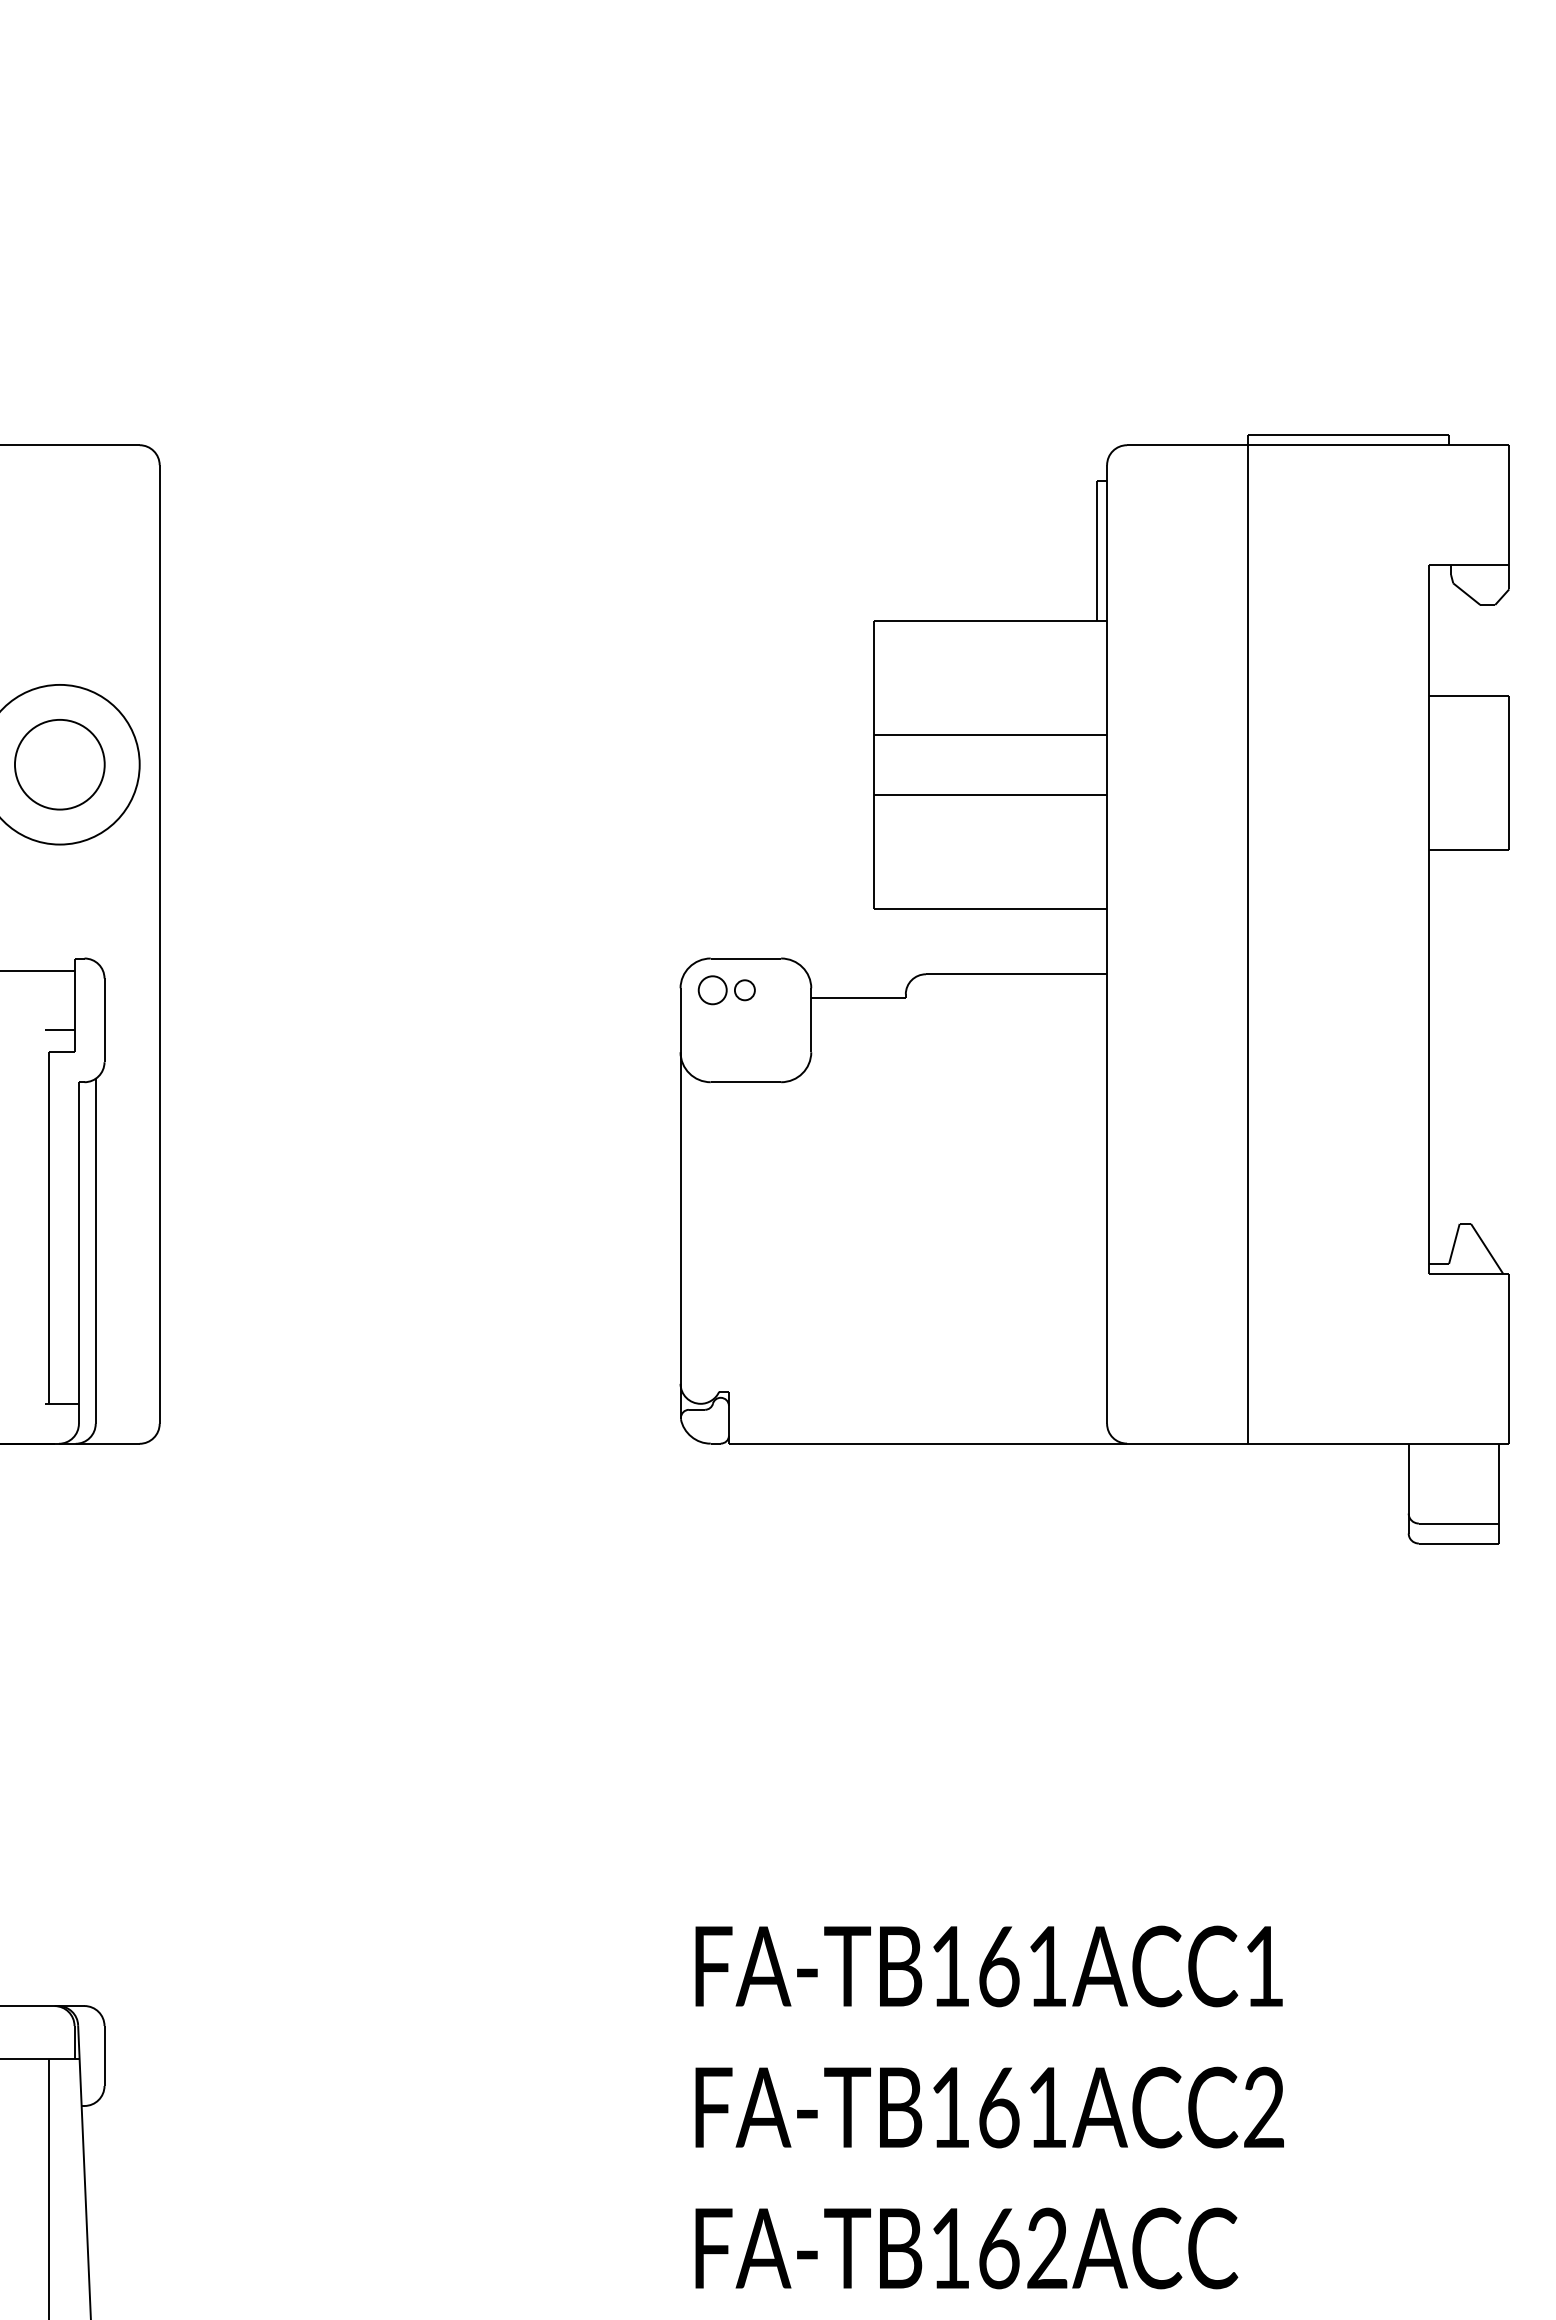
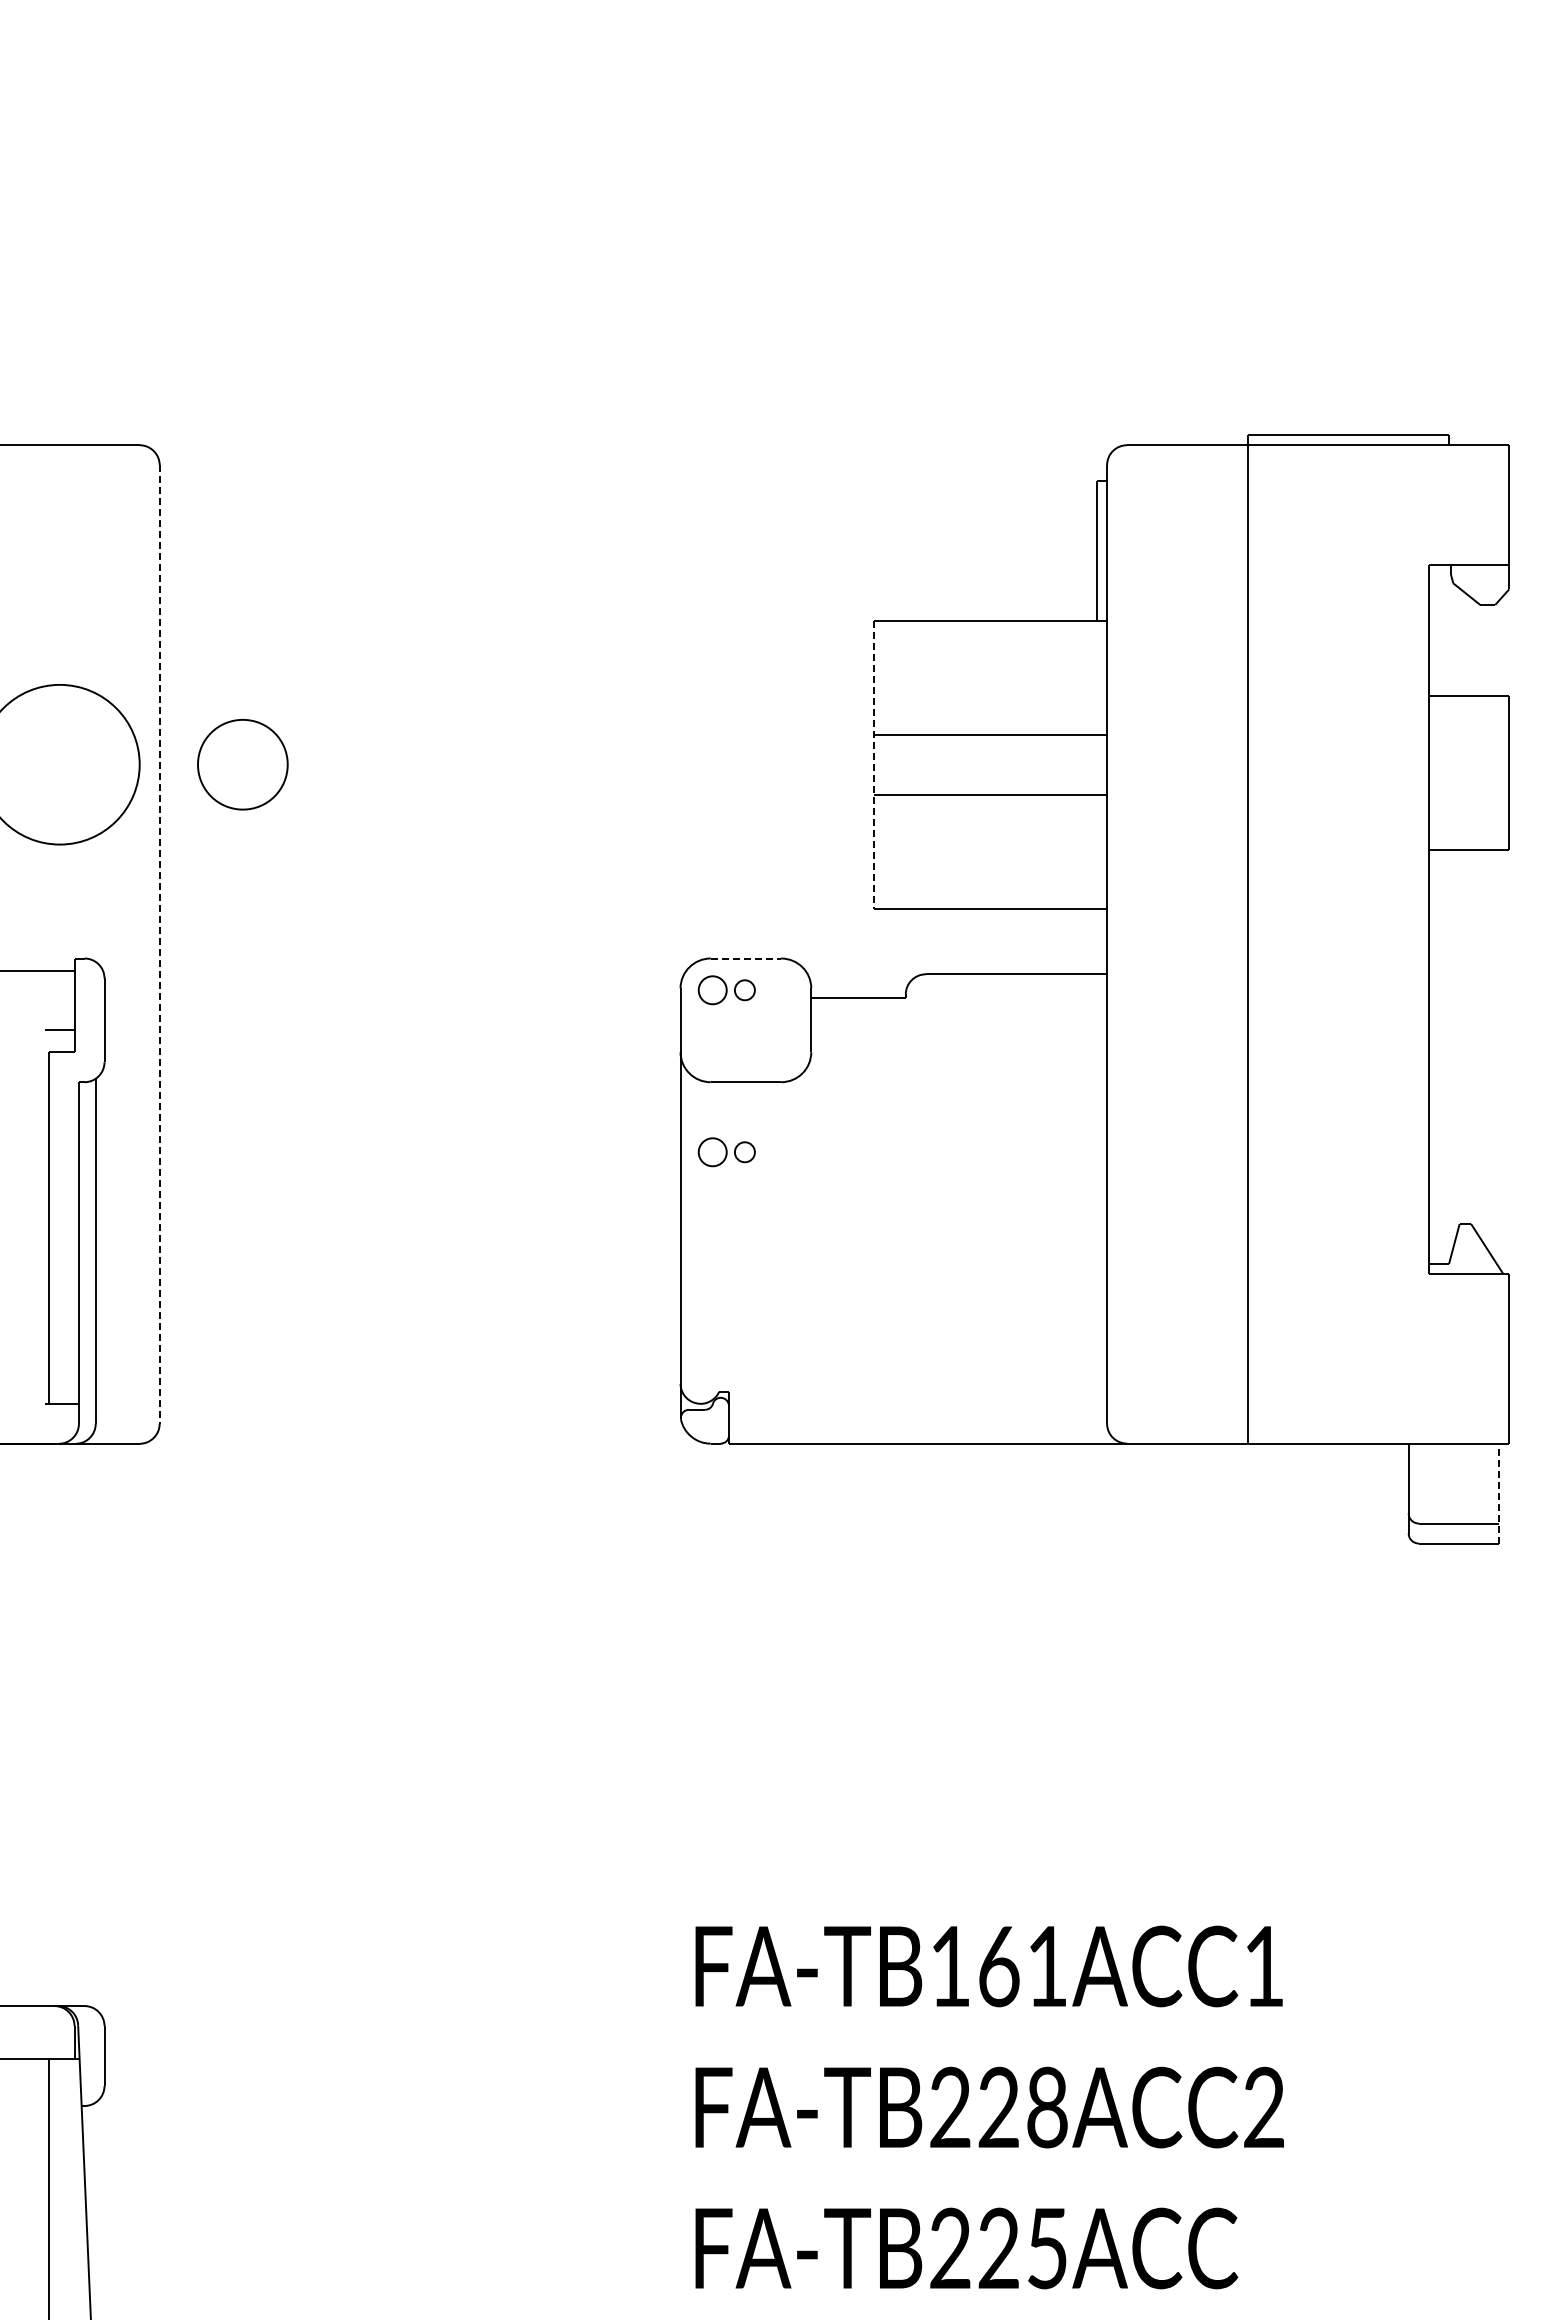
part position: (59, 764) -> (242, 764) (242, 764)
line: solid -> dashed (873, 765)
line: solid -> dashed (159, 945)
line: solid -> dashed (746, 958)
part: none -> present (726, 1152)
line: solid -> dashed (1499, 1493)
text: FA-TB161ACC2 -> FA-TB228ACC2 (998, 2107)
text: FA-TB162ACC -> FA-TB225ACC (998, 2248)
